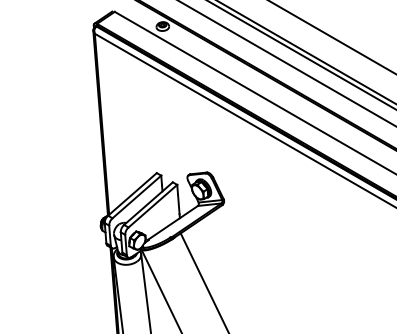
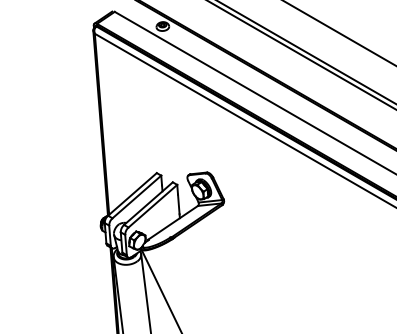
line position: (332, 37) -> (339, 33) (339, 33)
line: present -> none (286, 63)
line: present -> none (203, 281)
